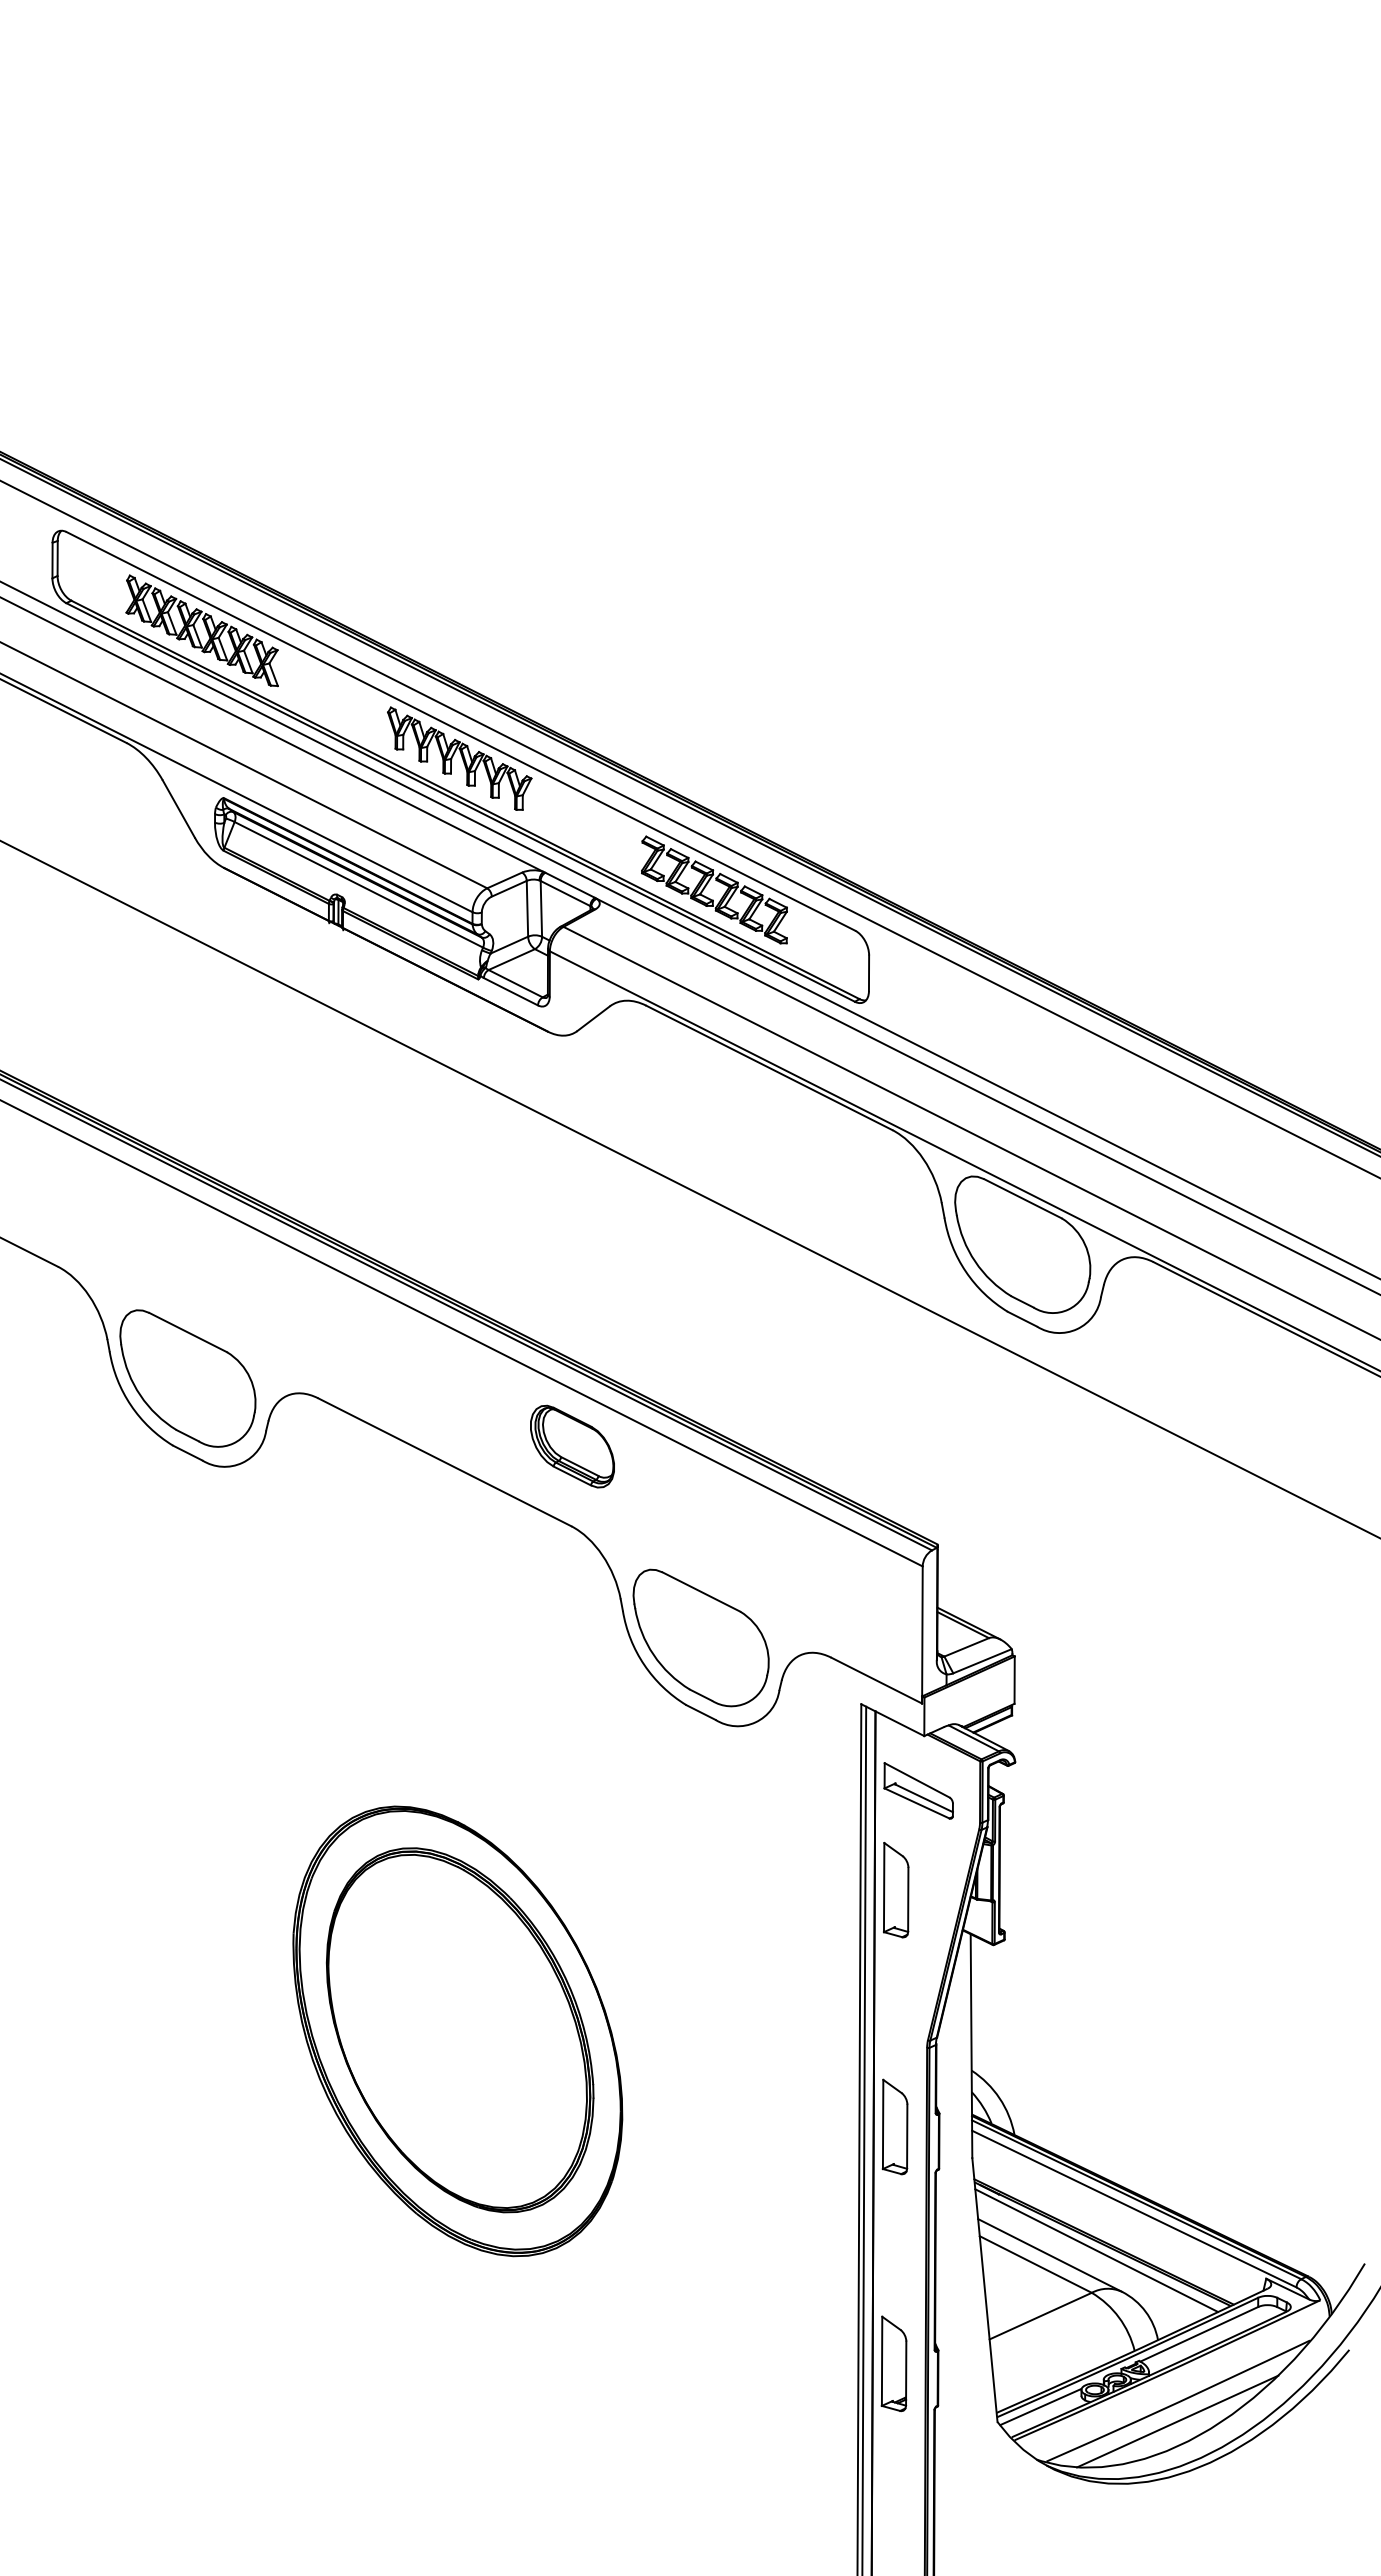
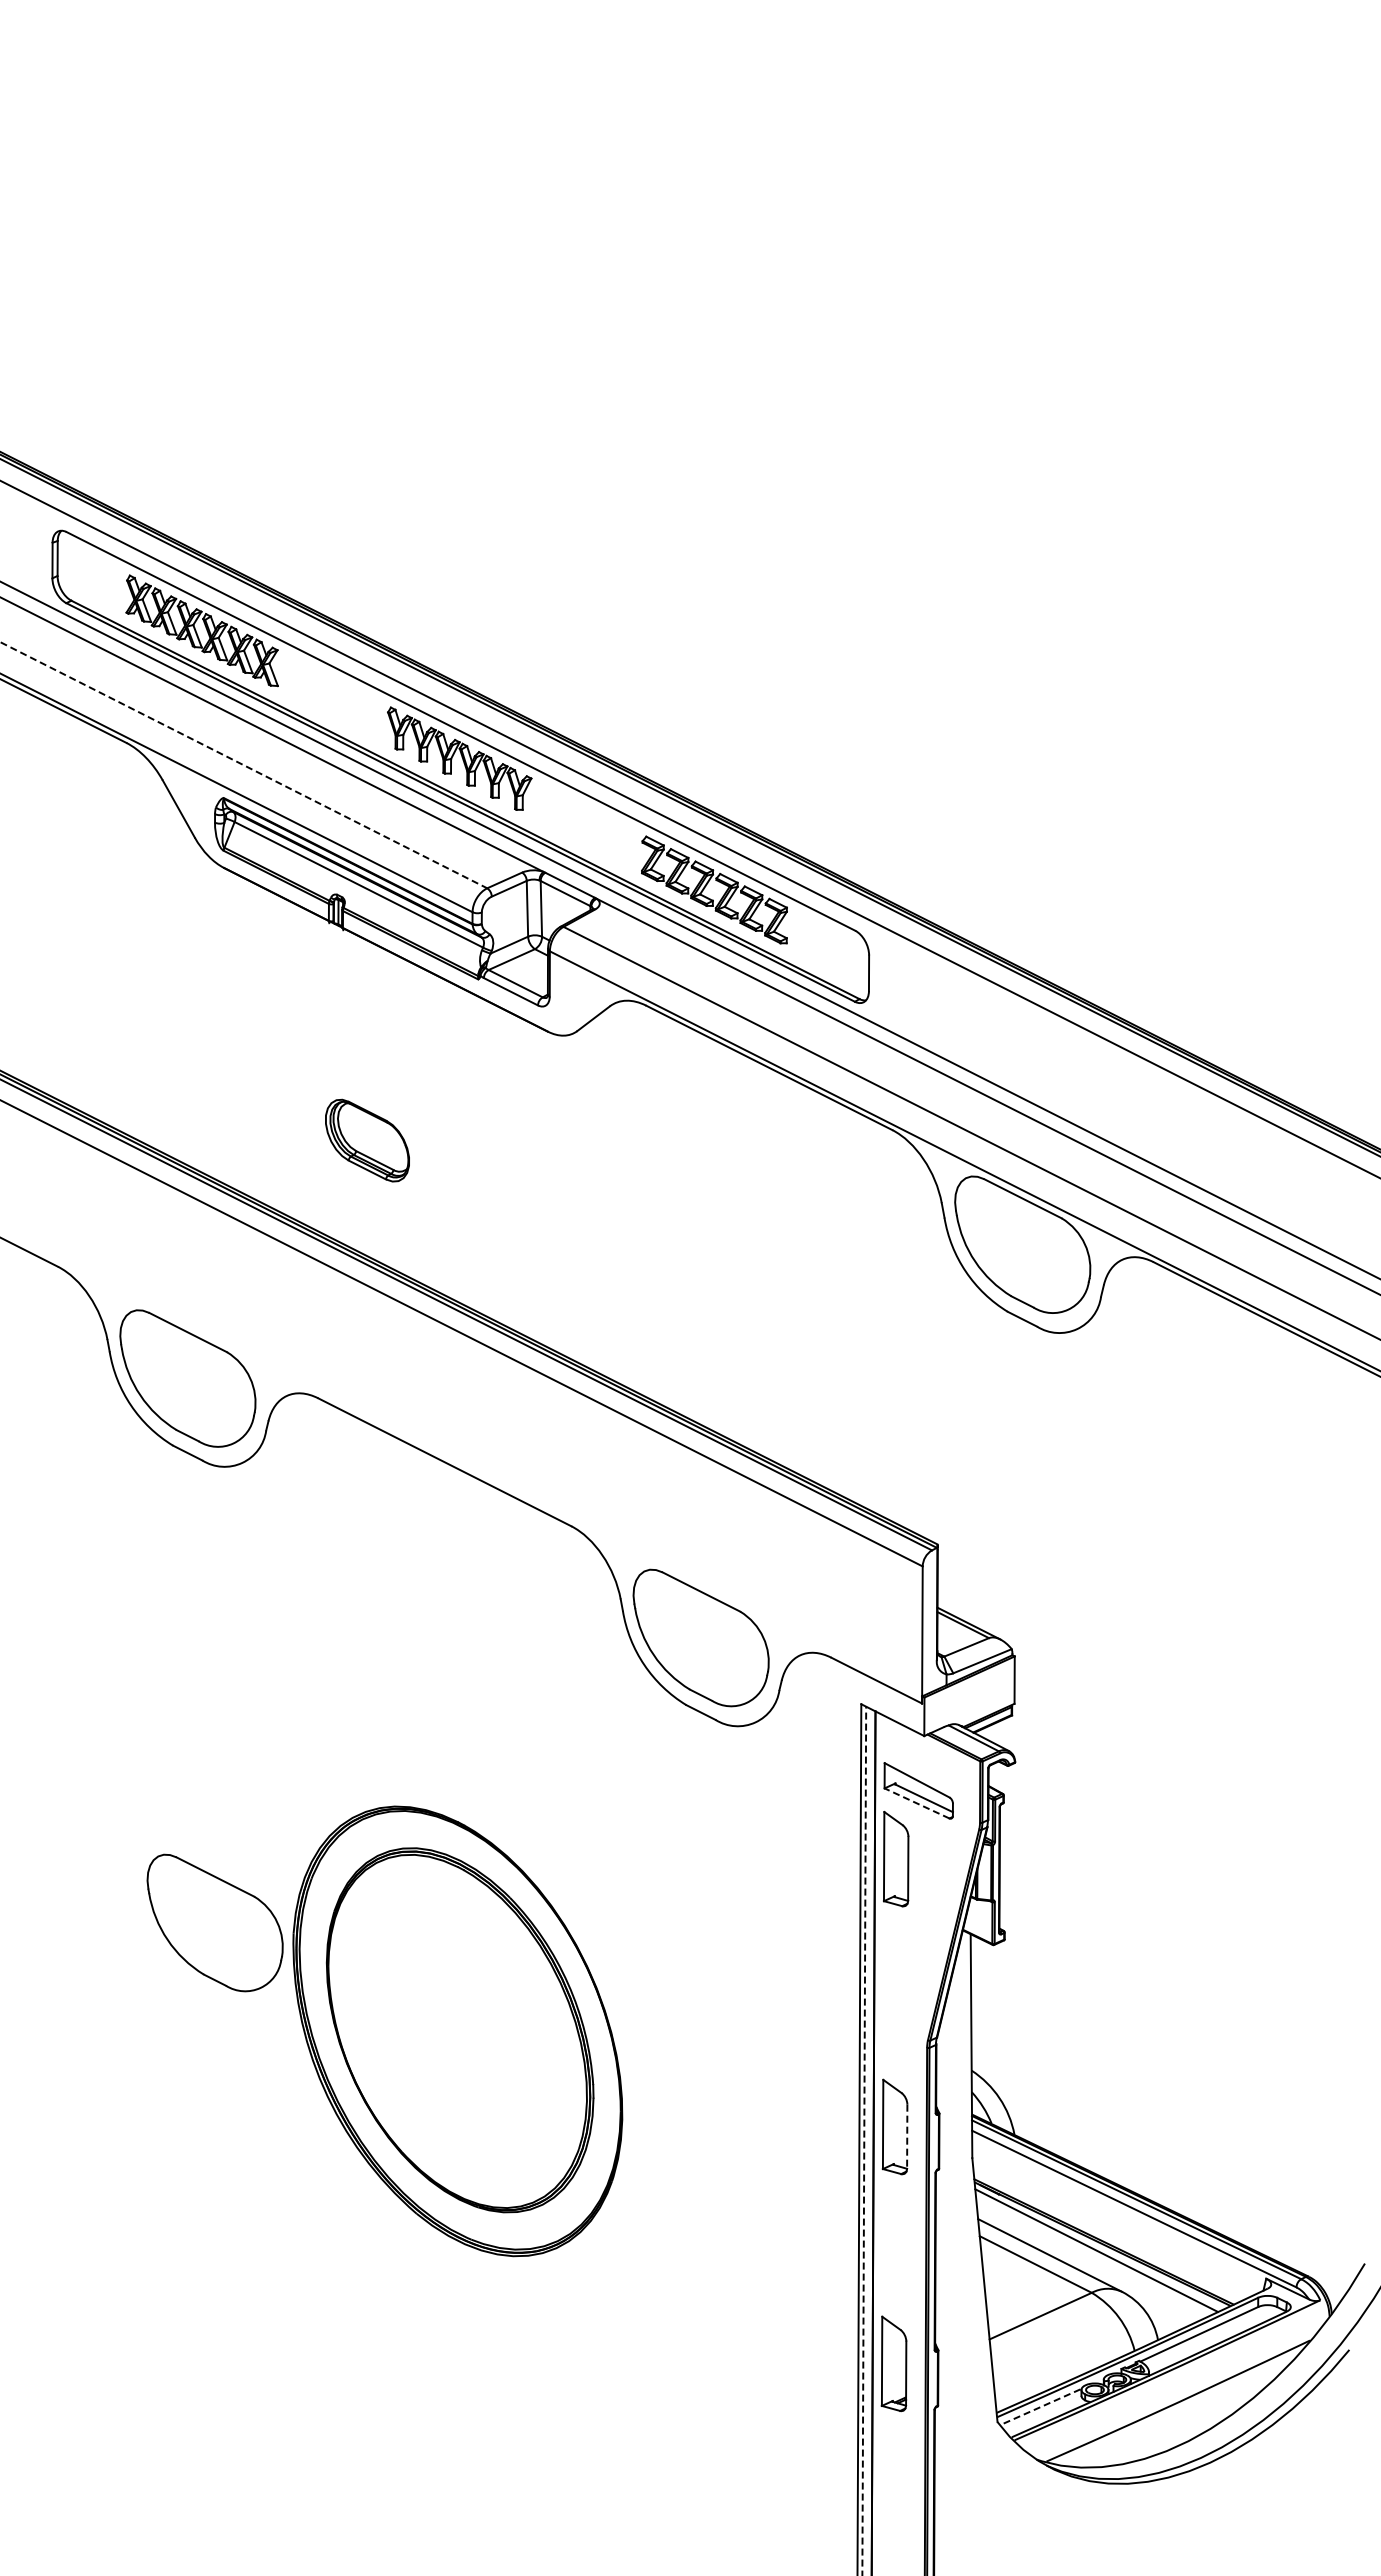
line: solid -> dashed (243, 765)
line: present -> none (689, 1188)
part position: (572, 1446) -> (367, 1140) (367, 1140)
line: solid -> dashed (917, 1803)
part position: (896, 1890) -> (896, 1859) (896, 1859)
part: none -> present (214, 1922)
line: solid -> dashed (907, 2136)
line: solid -> dashed (864, 2140)
line: solid -> dashed (1040, 2407)
line: present -> none (1177, 2421)
